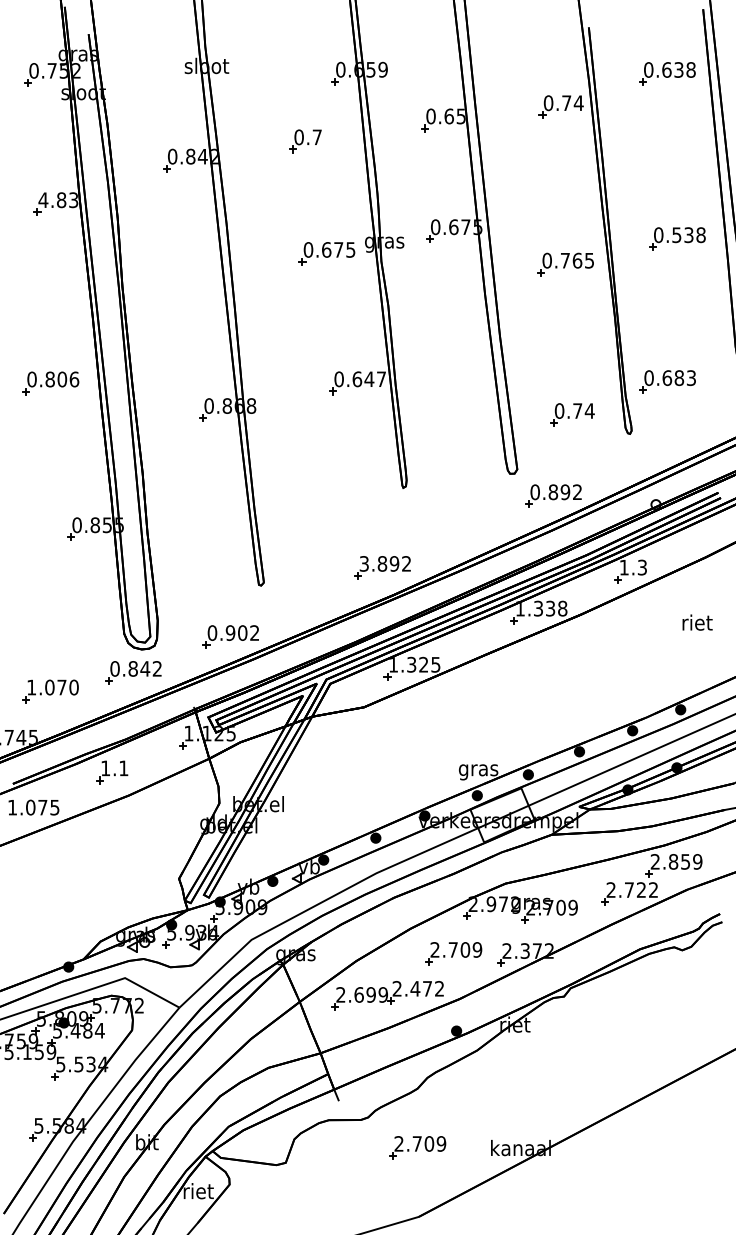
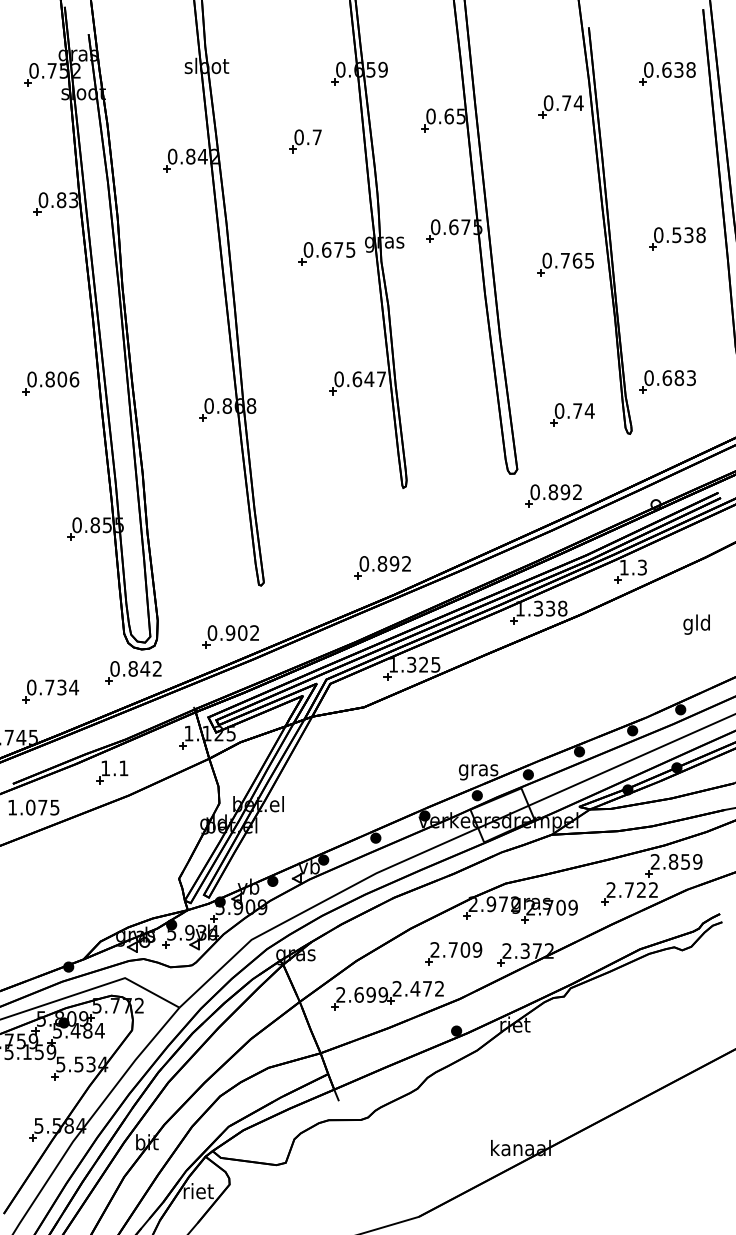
text: 4.83 -> 0.83 (43, 200)
text: 3.892 -> 0.892 (364, 563)
text: riet -> gld (697, 624)
text: 1.070 -> 0.734 (53, 687)
part: present -> none (417, 1147)
